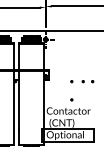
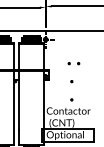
part position: (87, 81) -> (73, 63) (73, 63)
